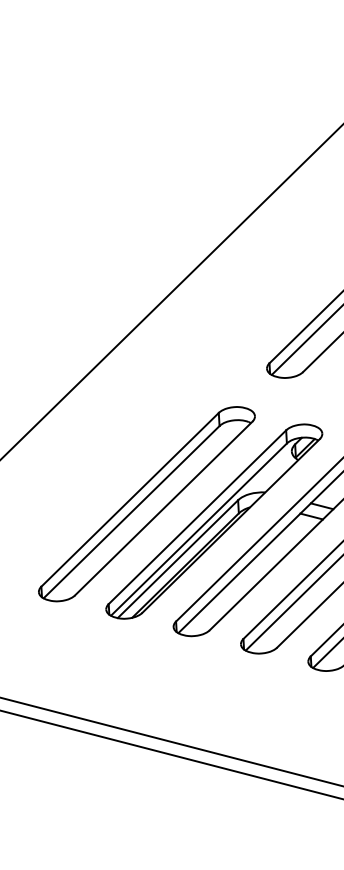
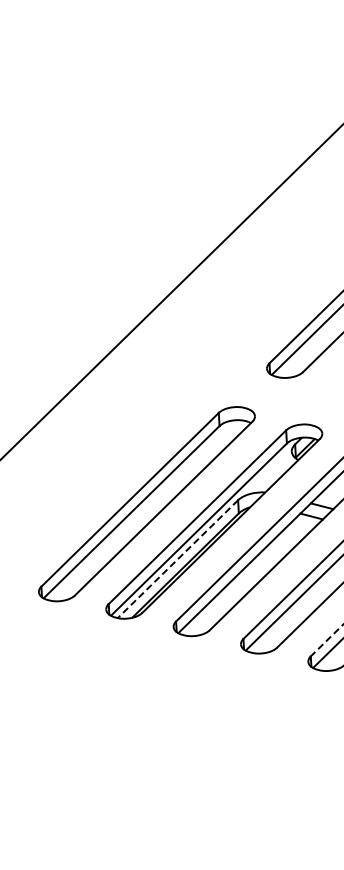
line: solid -> dashed (177, 559)
line: solid -> dashed (327, 640)
line: present -> none (171, 741)
line: present -> none (171, 754)
